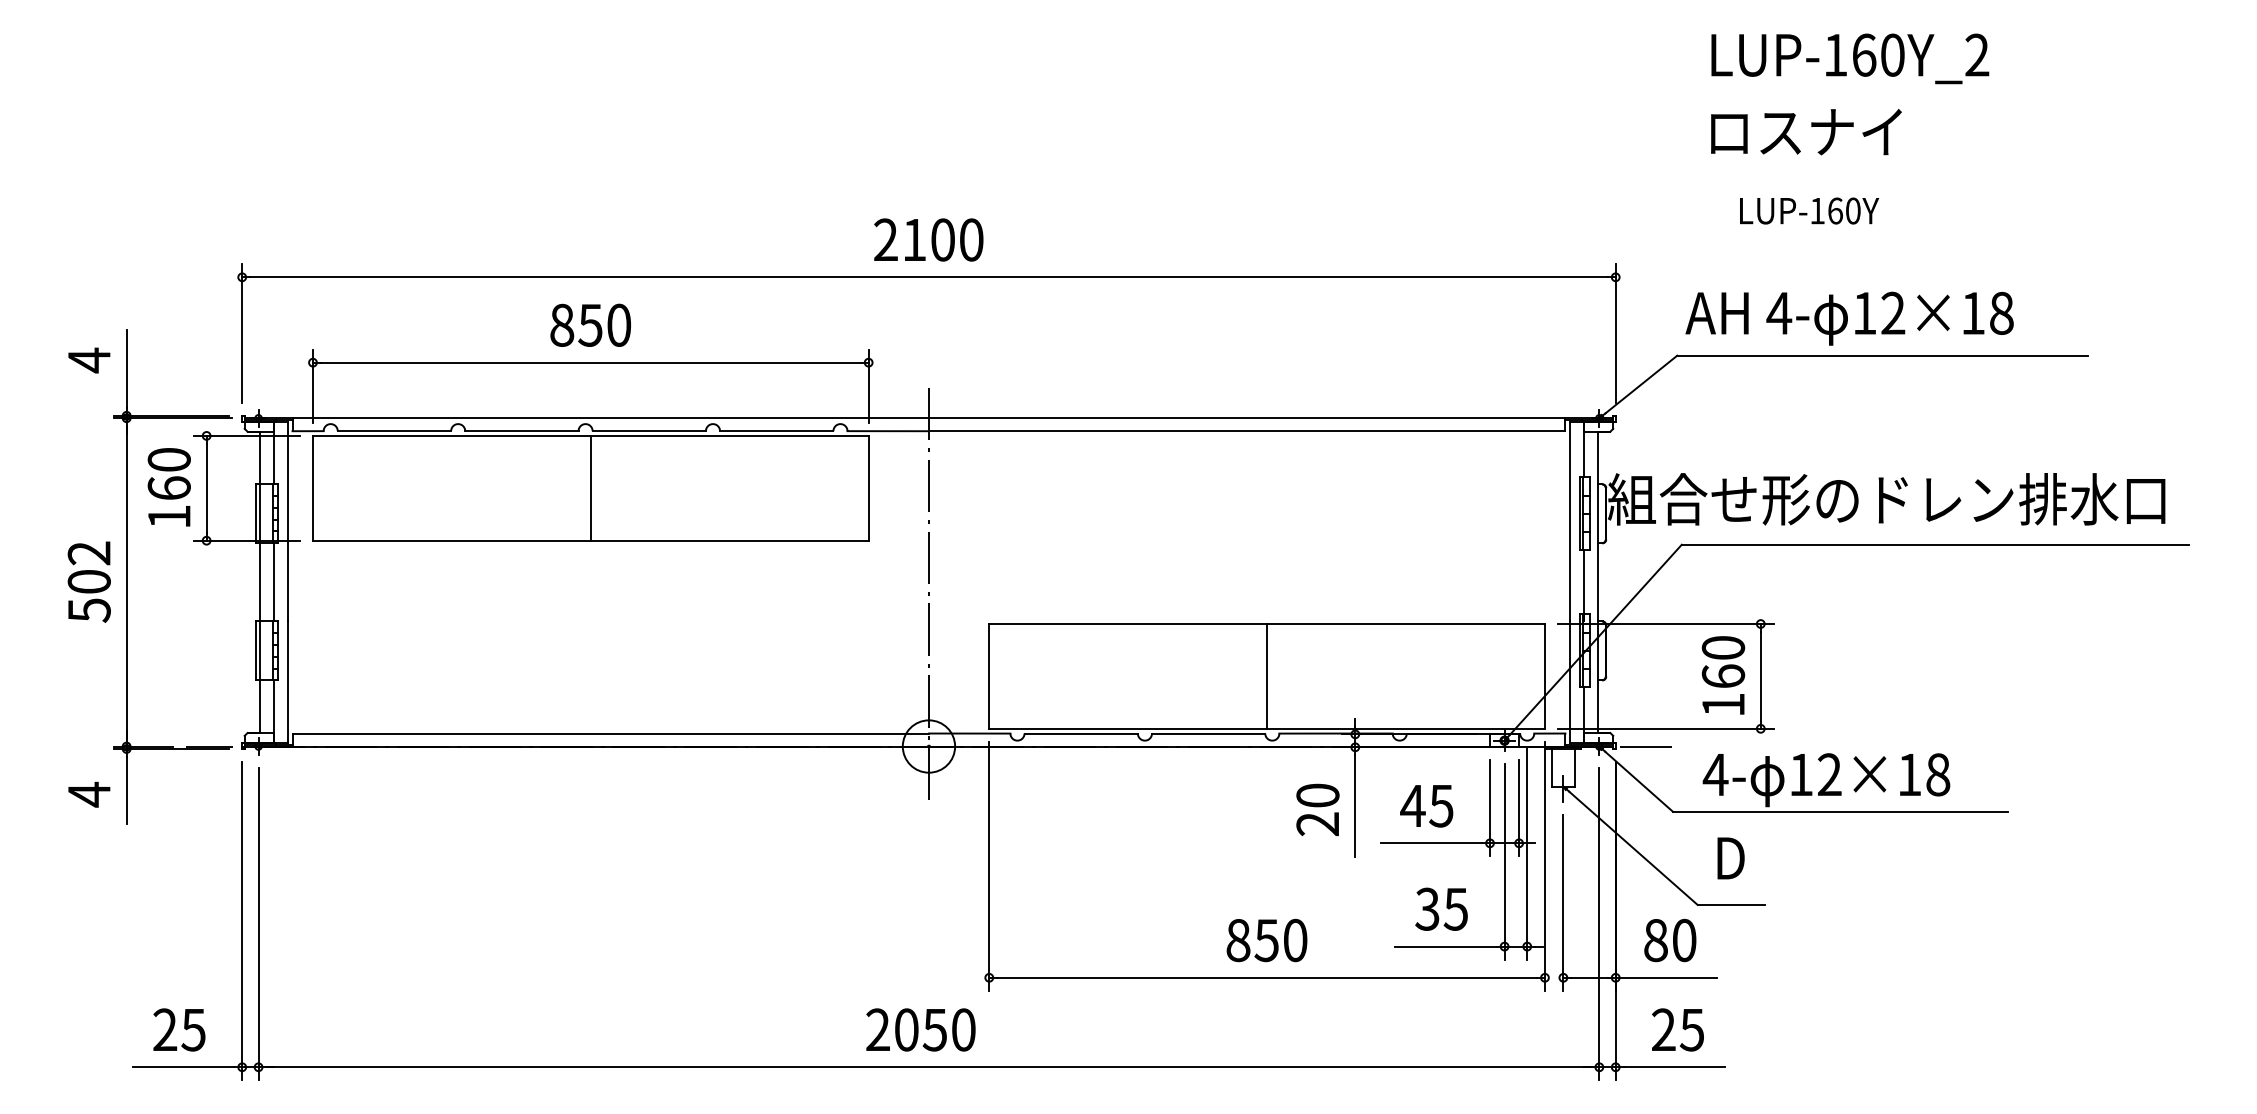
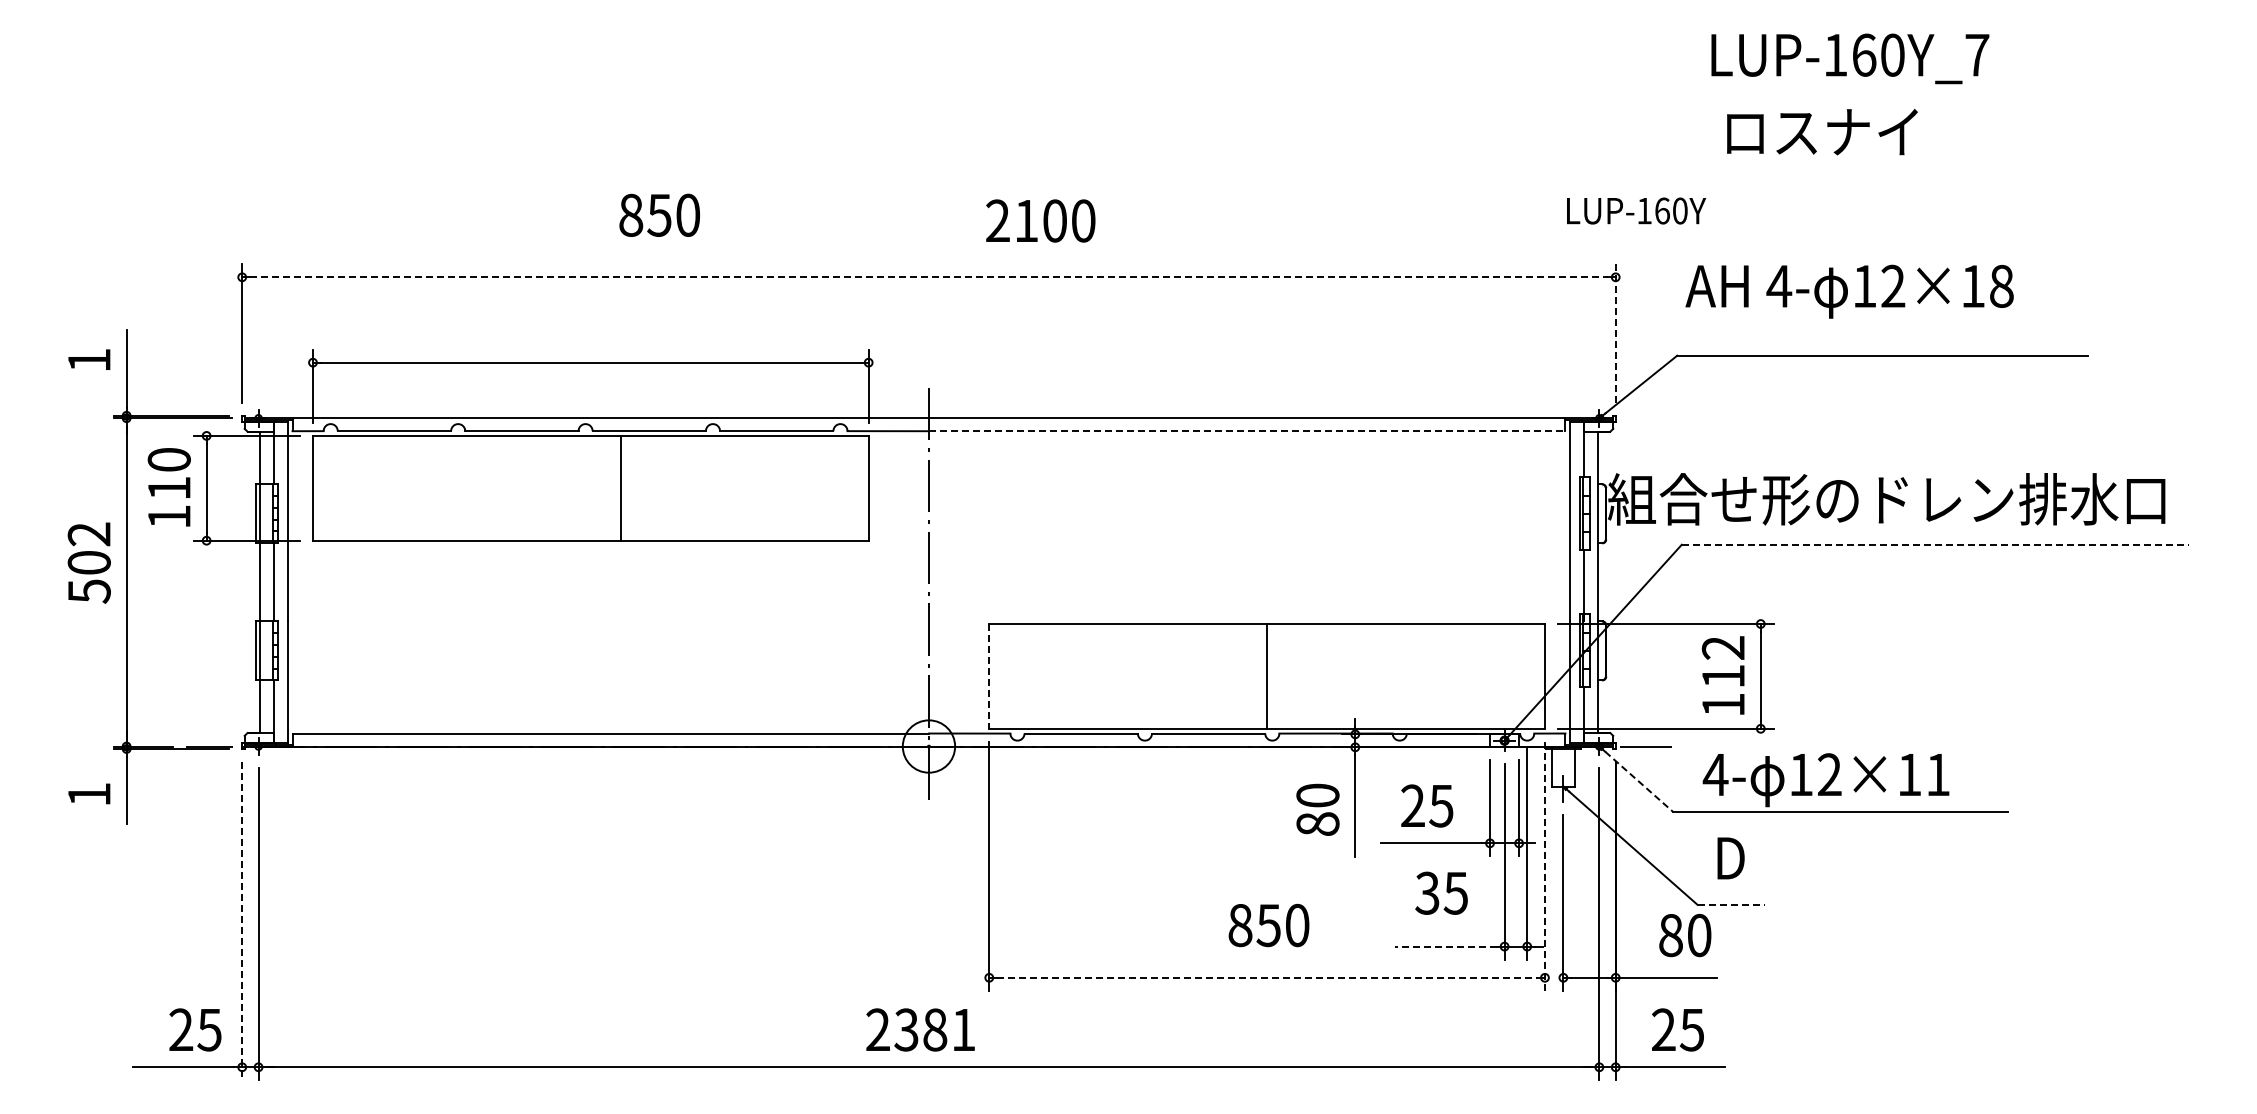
text: LUP-160Y_2 -> LUP-160Y_7 (1977, 54)
text position: (1806, 132) -> (1822, 132) (1822, 132)
text position: (1809, 210) -> (1636, 210) (1636, 210)
text position: (928, 239) -> (1040, 220) (1040, 220)
line: solid -> dashed (928, 277)
text position: (1849, 318) -> (1849, 291) (1849, 291)
text position: (590, 324) -> (659, 214) (659, 214)
line: solid -> dashed (1615, 332)
text: 4 -> 1 (89, 360)
line: solid -> dashed (1247, 431)
text: 160 -> 110 (168, 487)
line position: (590, 487) -> (620, 487) (620, 487)
line: solid -> dashed (1935, 544)
text position: (88, 581) -> (88, 562) (88, 562)
text: 160 -> 112 (1723, 661)
line: solid -> dashed (989, 676)
text: 12×18 -> 12×11 (1938, 774)
line: solid -> dashed (1639, 782)
text: 4 -> 1 (89, 794)
text: 45 -> 25 (1412, 805)
text: 20 -> 80 (1317, 824)
line: solid -> dashed (1544, 866)
line: solid -> dashed (1731, 904)
text position: (1441, 908) -> (1441, 892) (1441, 892)
line: solid -> dashed (242, 921)
text position: (1266, 940) -> (1268, 925) (1268, 925)
text position: (1670, 940) -> (1685, 935) (1685, 935)
line: solid -> dashed (1445, 946)
line: solid -> dashed (1267, 977)
text position: (179, 1029) -> (195, 1029) (195, 1029)
text: 2050 -> 2381 (934, 1029)
